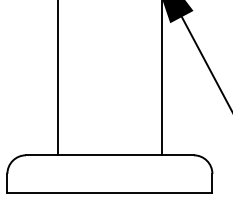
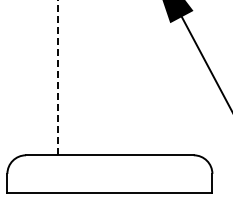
line: solid -> dashed (57, 77)
line: present -> none (162, 78)
